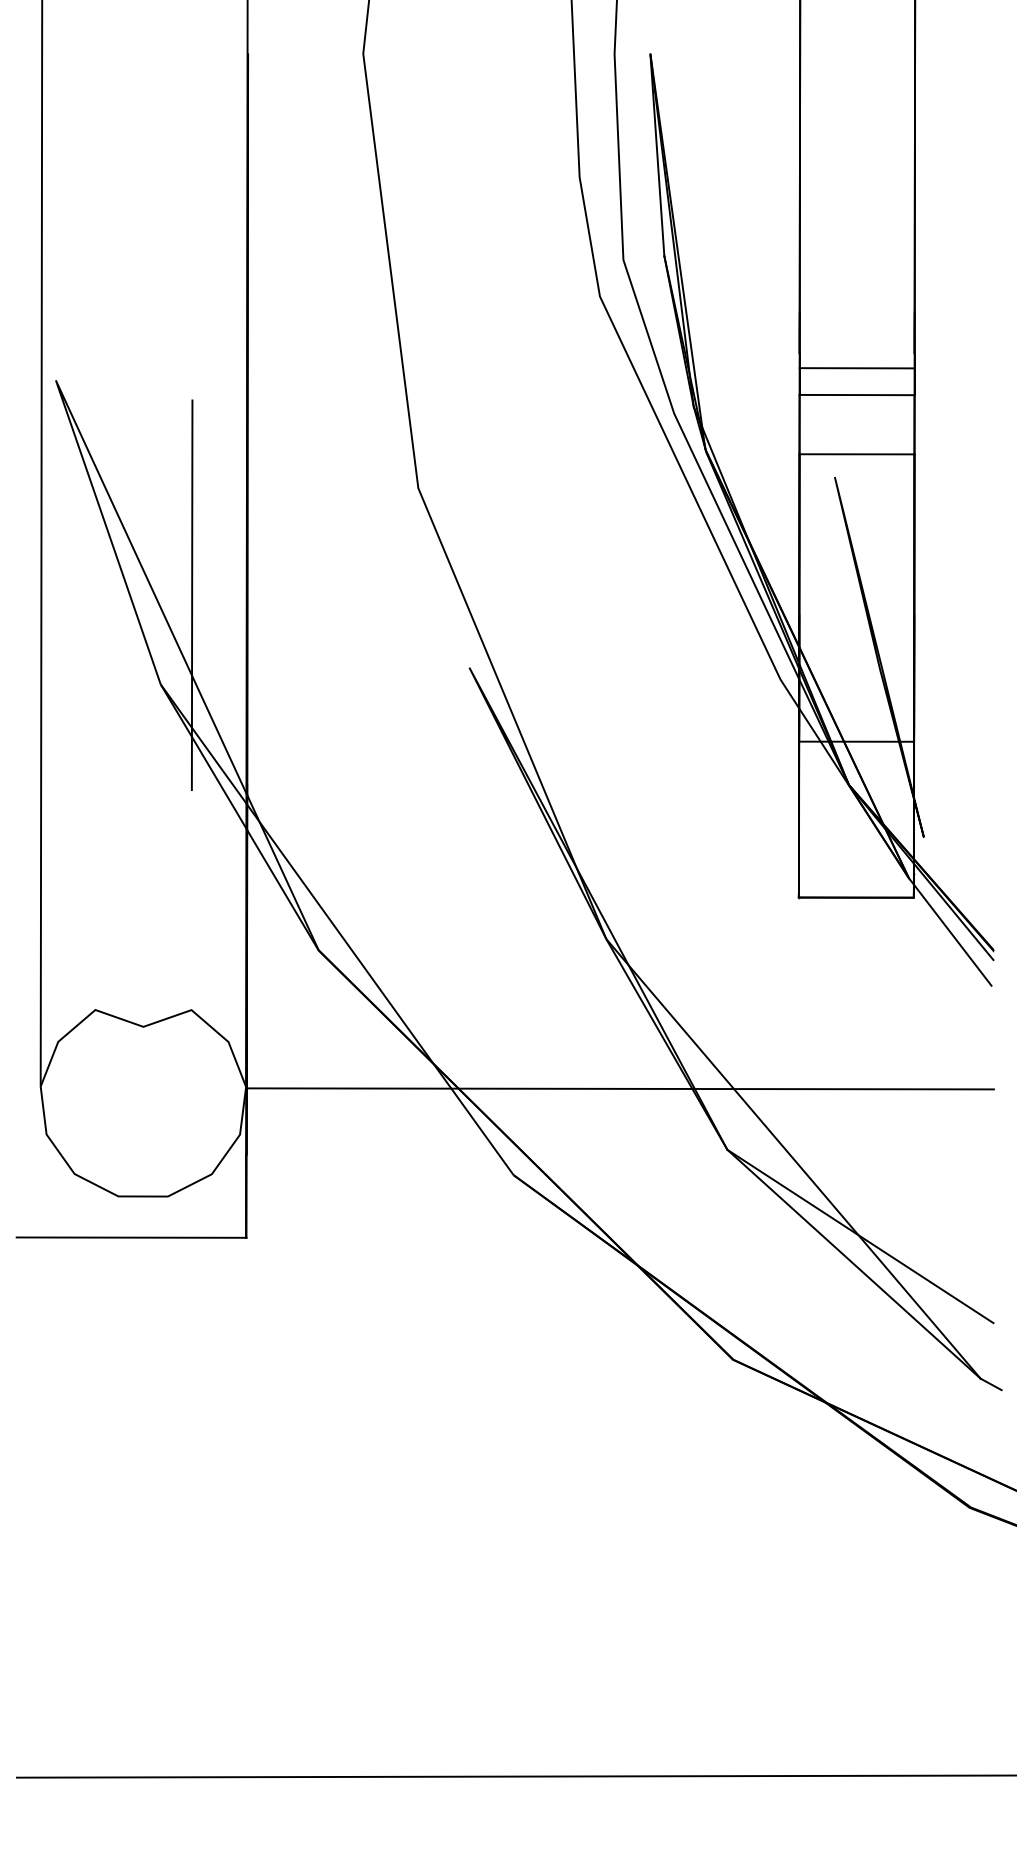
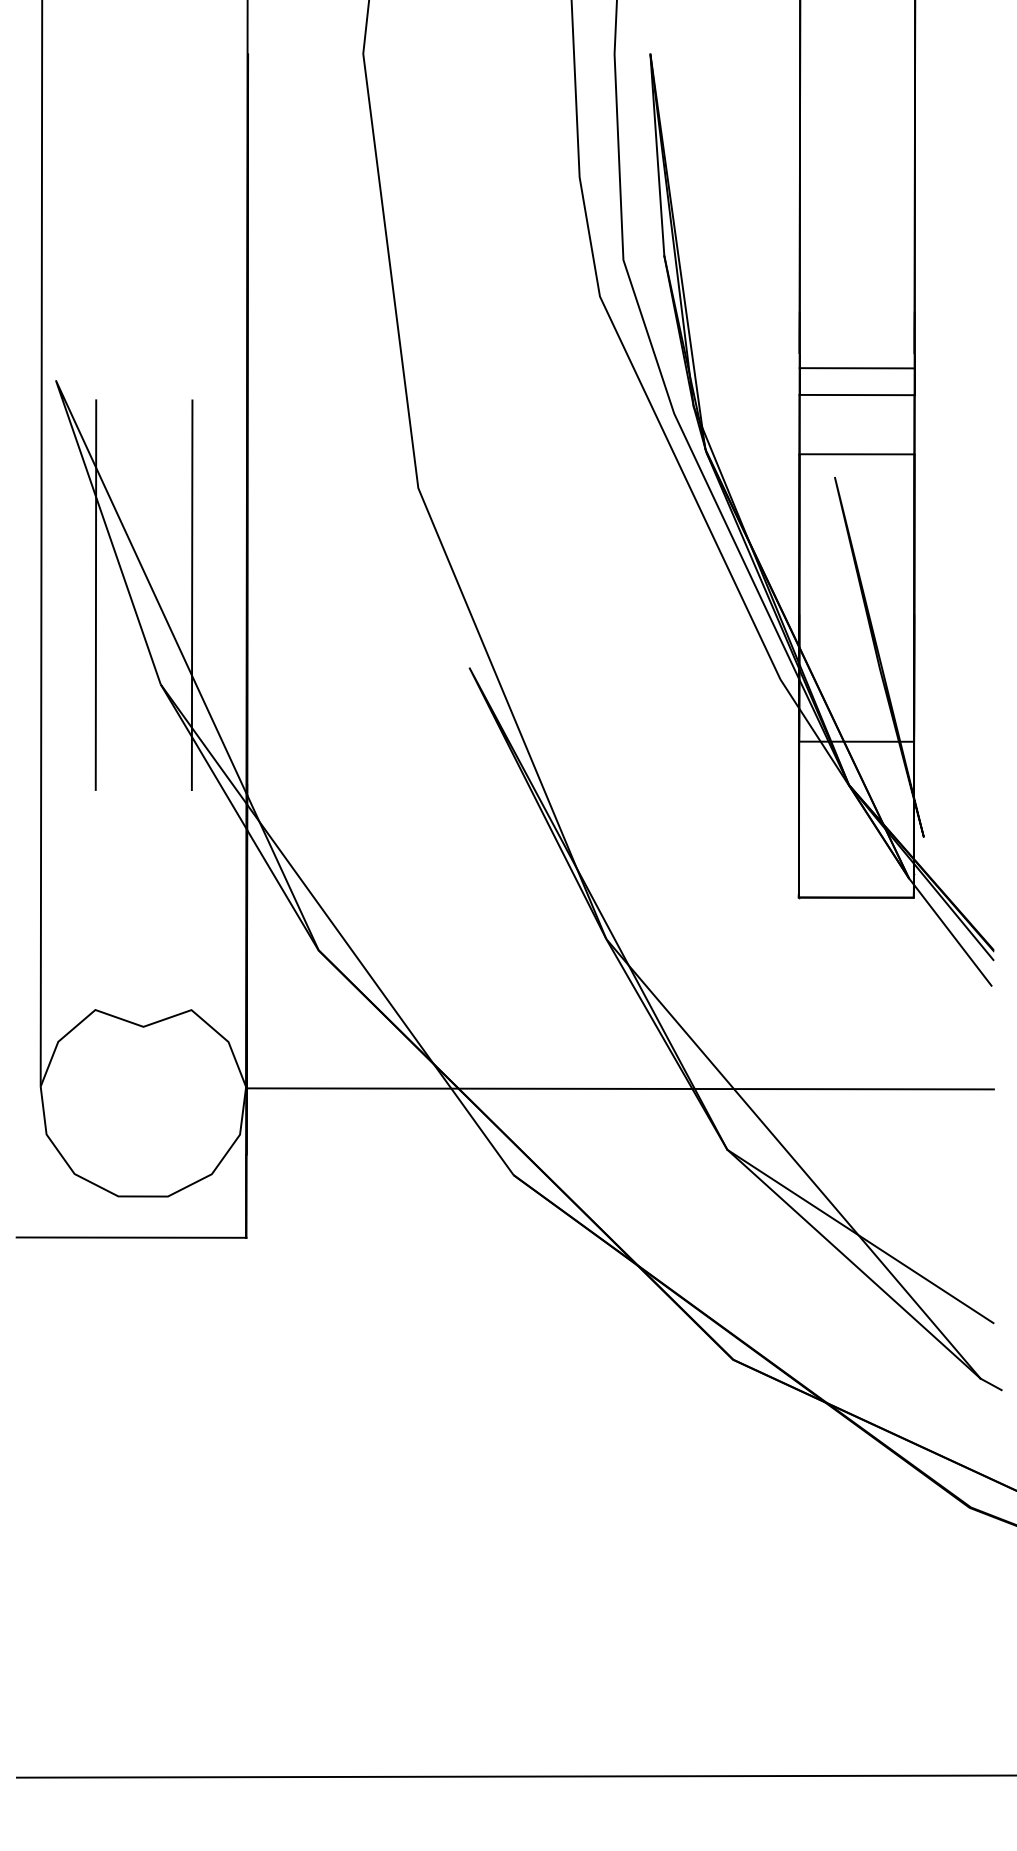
line: none -> present (95, 594)
